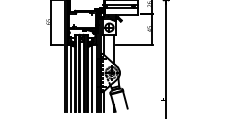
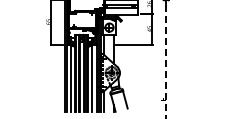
line: solid -> dashed (166, 59)
